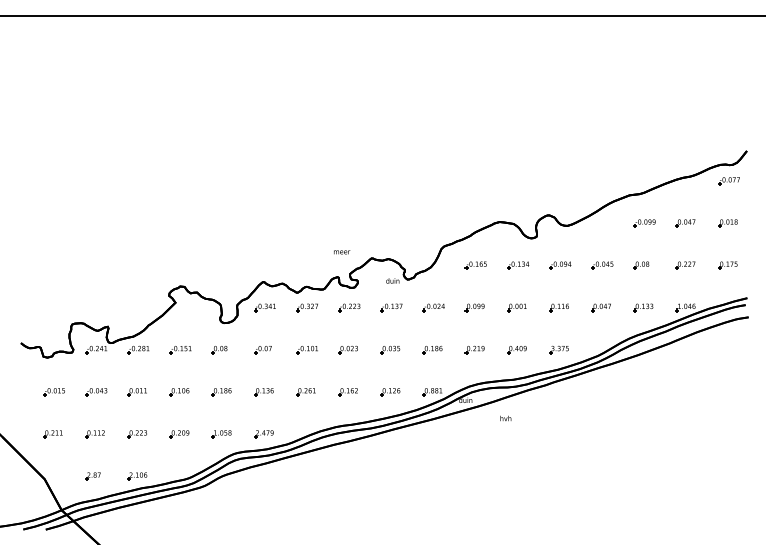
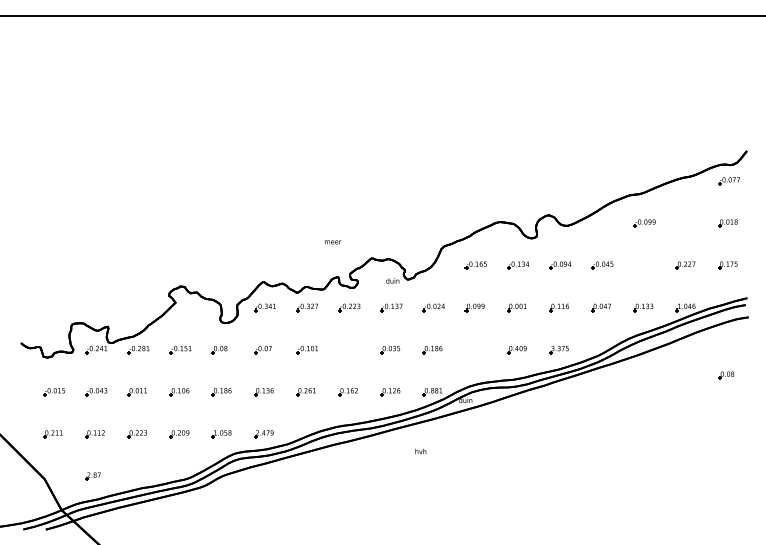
part: present -> none (685, 223)
text position: (342, 252) -> (333, 242) (333, 242)
part position: (641, 265) -> (726, 375) (726, 375)
part: present -> none (347, 349)
part: present -> none (474, 349)
text position: (505, 418) -> (420, 451) (420, 451)
part: present -> none (137, 476)
